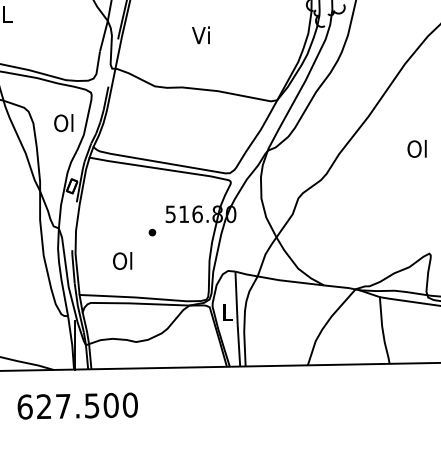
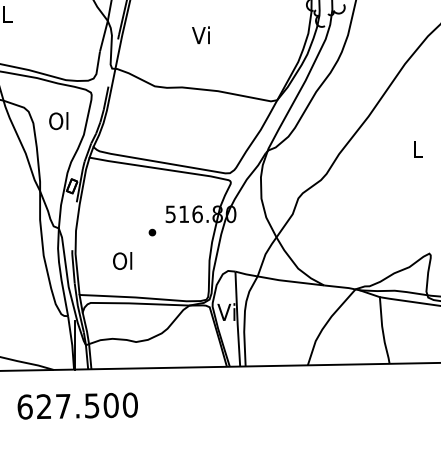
text position: (63, 123) -> (58, 121) (58, 121)
text: Ol -> L (416, 148)
text: L -> Vi (226, 311)
